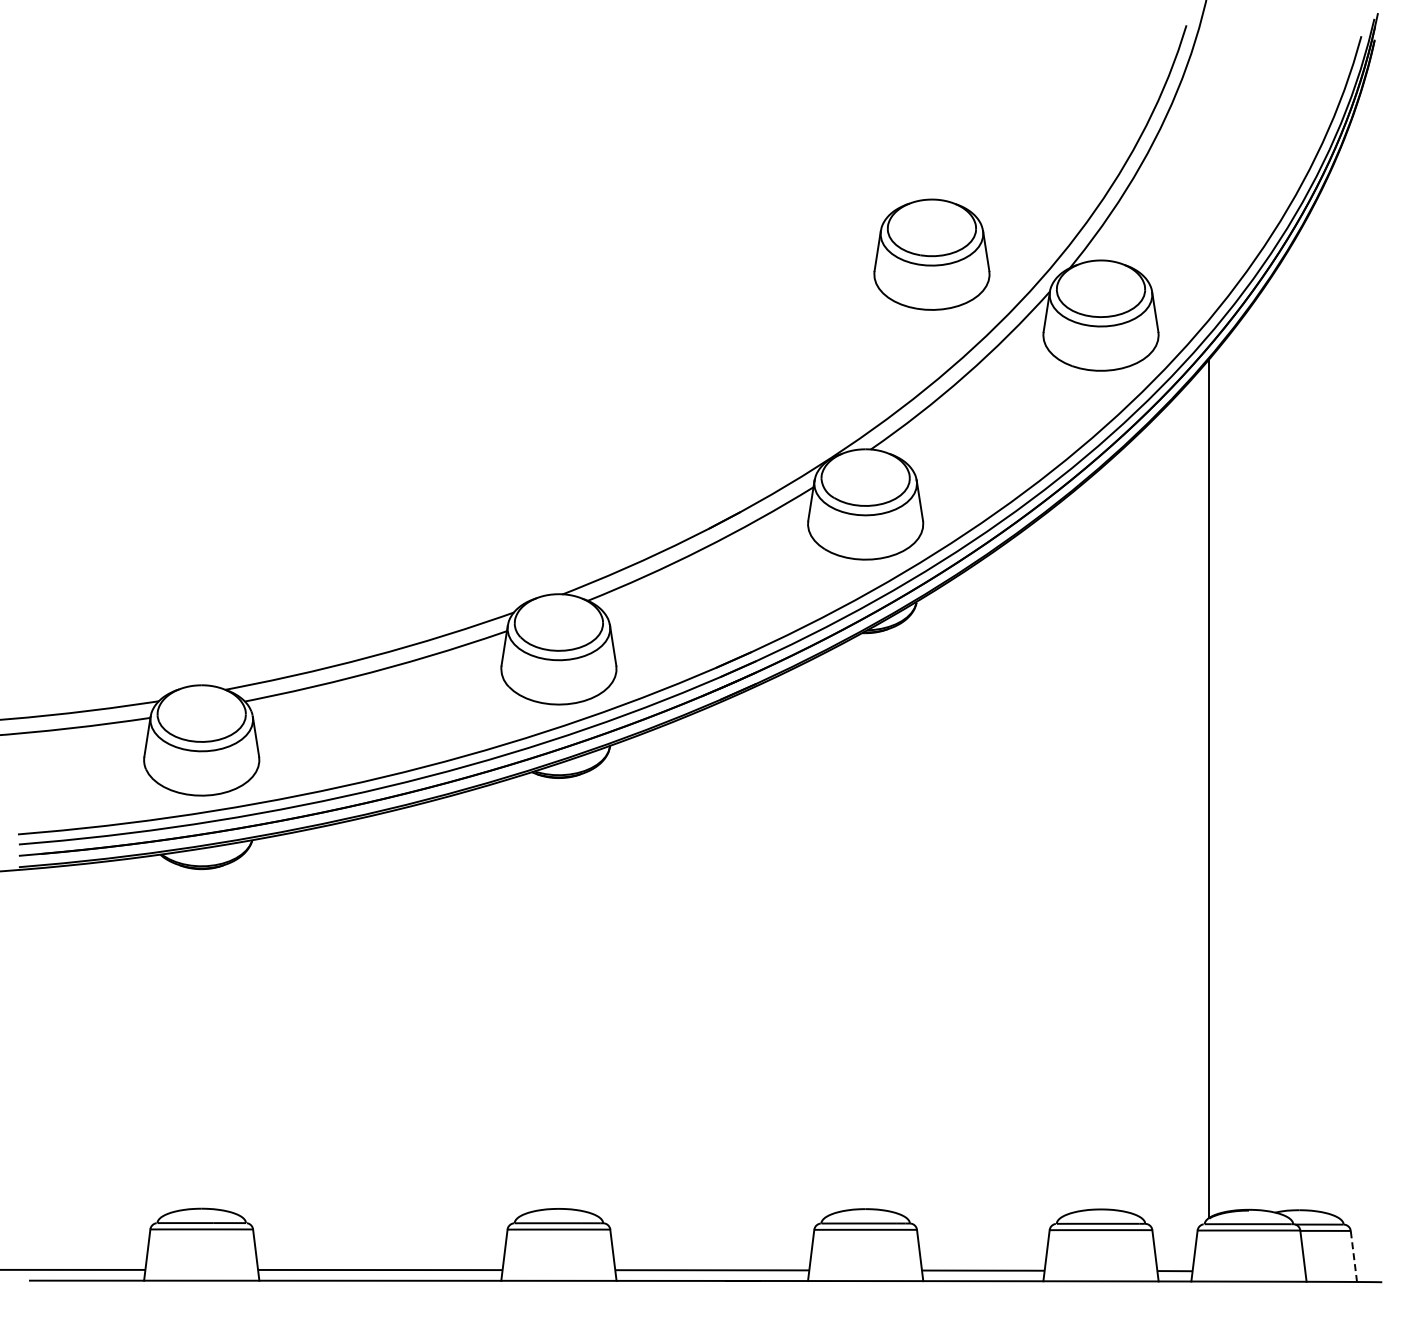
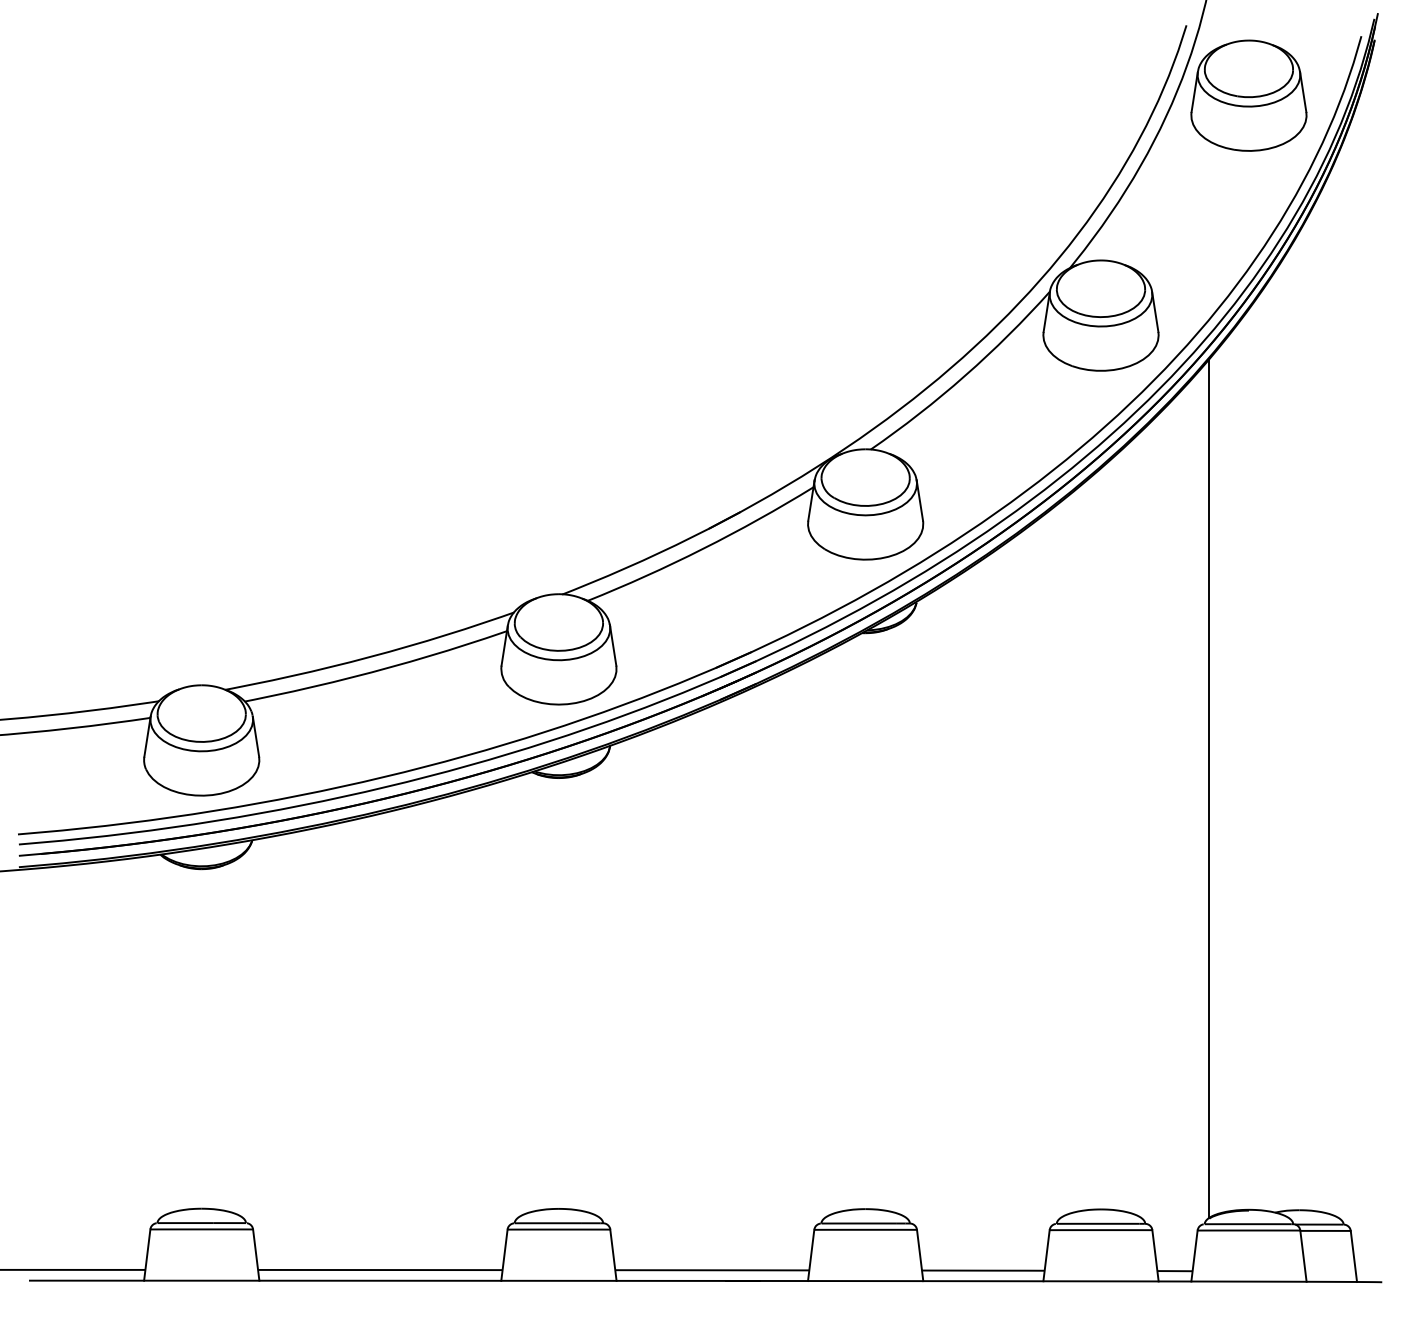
part position: (931, 254) -> (1248, 95) (1248, 95)
line: dashed -> solid (1353, 1256)
